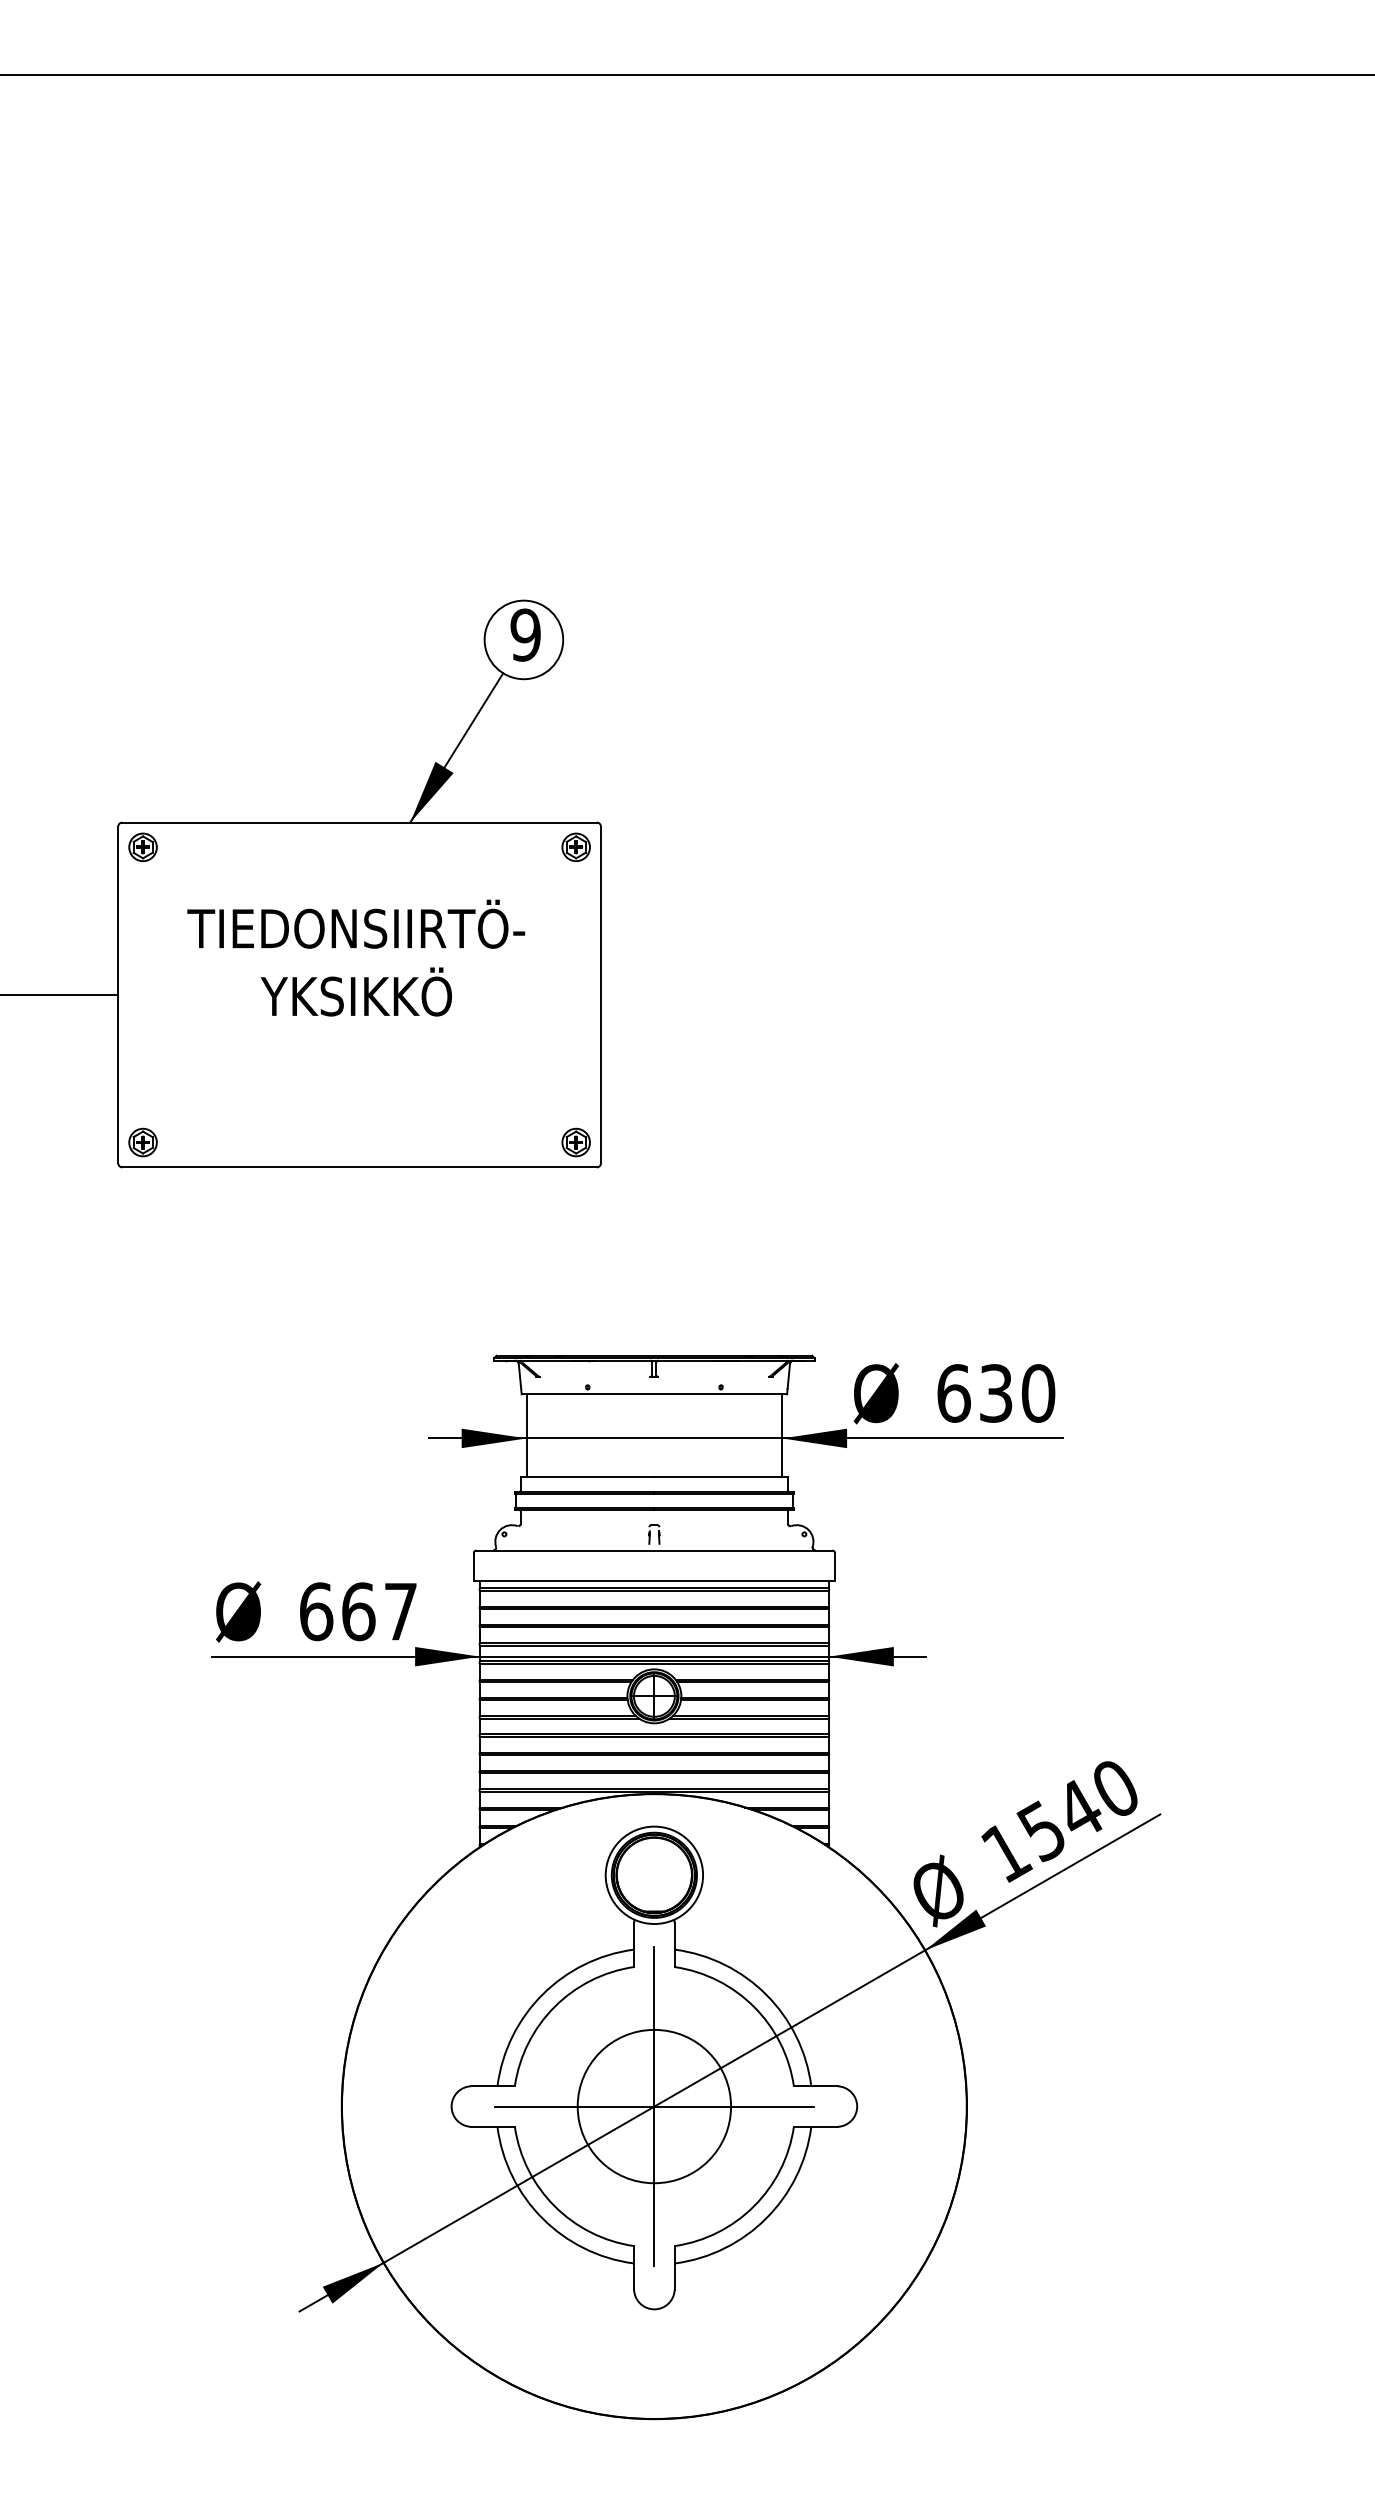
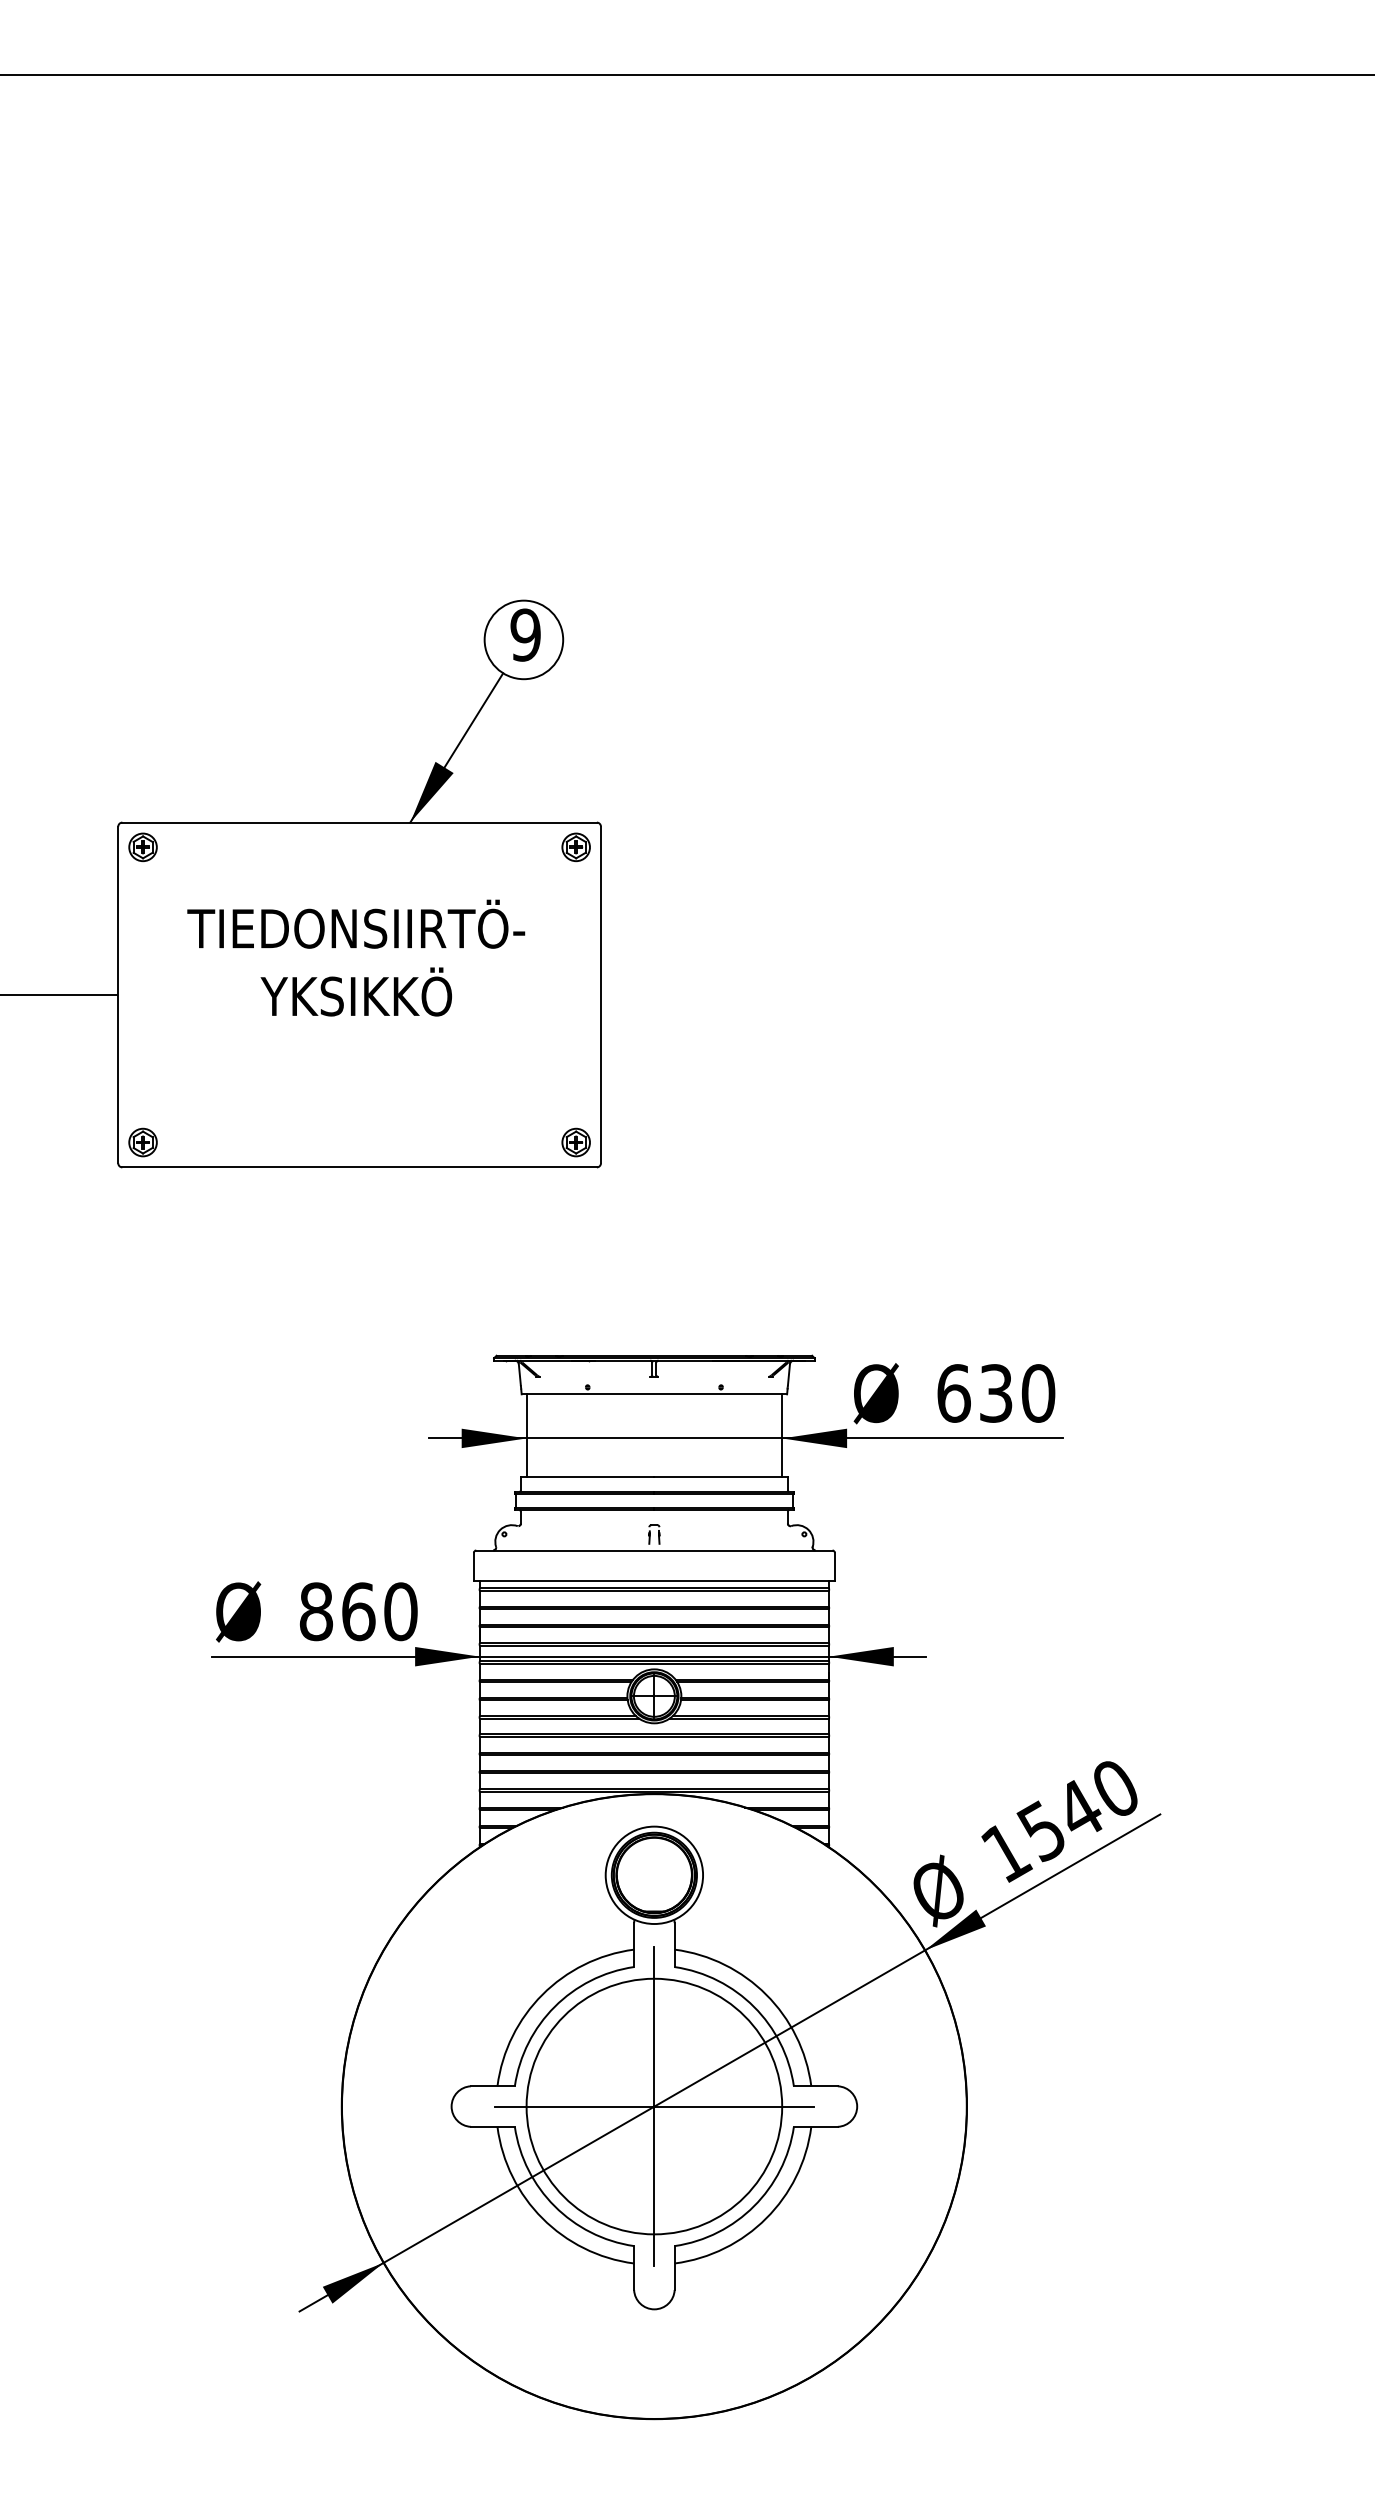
text: 667 -> 860 (358, 1611)
circle diameter: 153 px -> 256 px (654, 2106)
